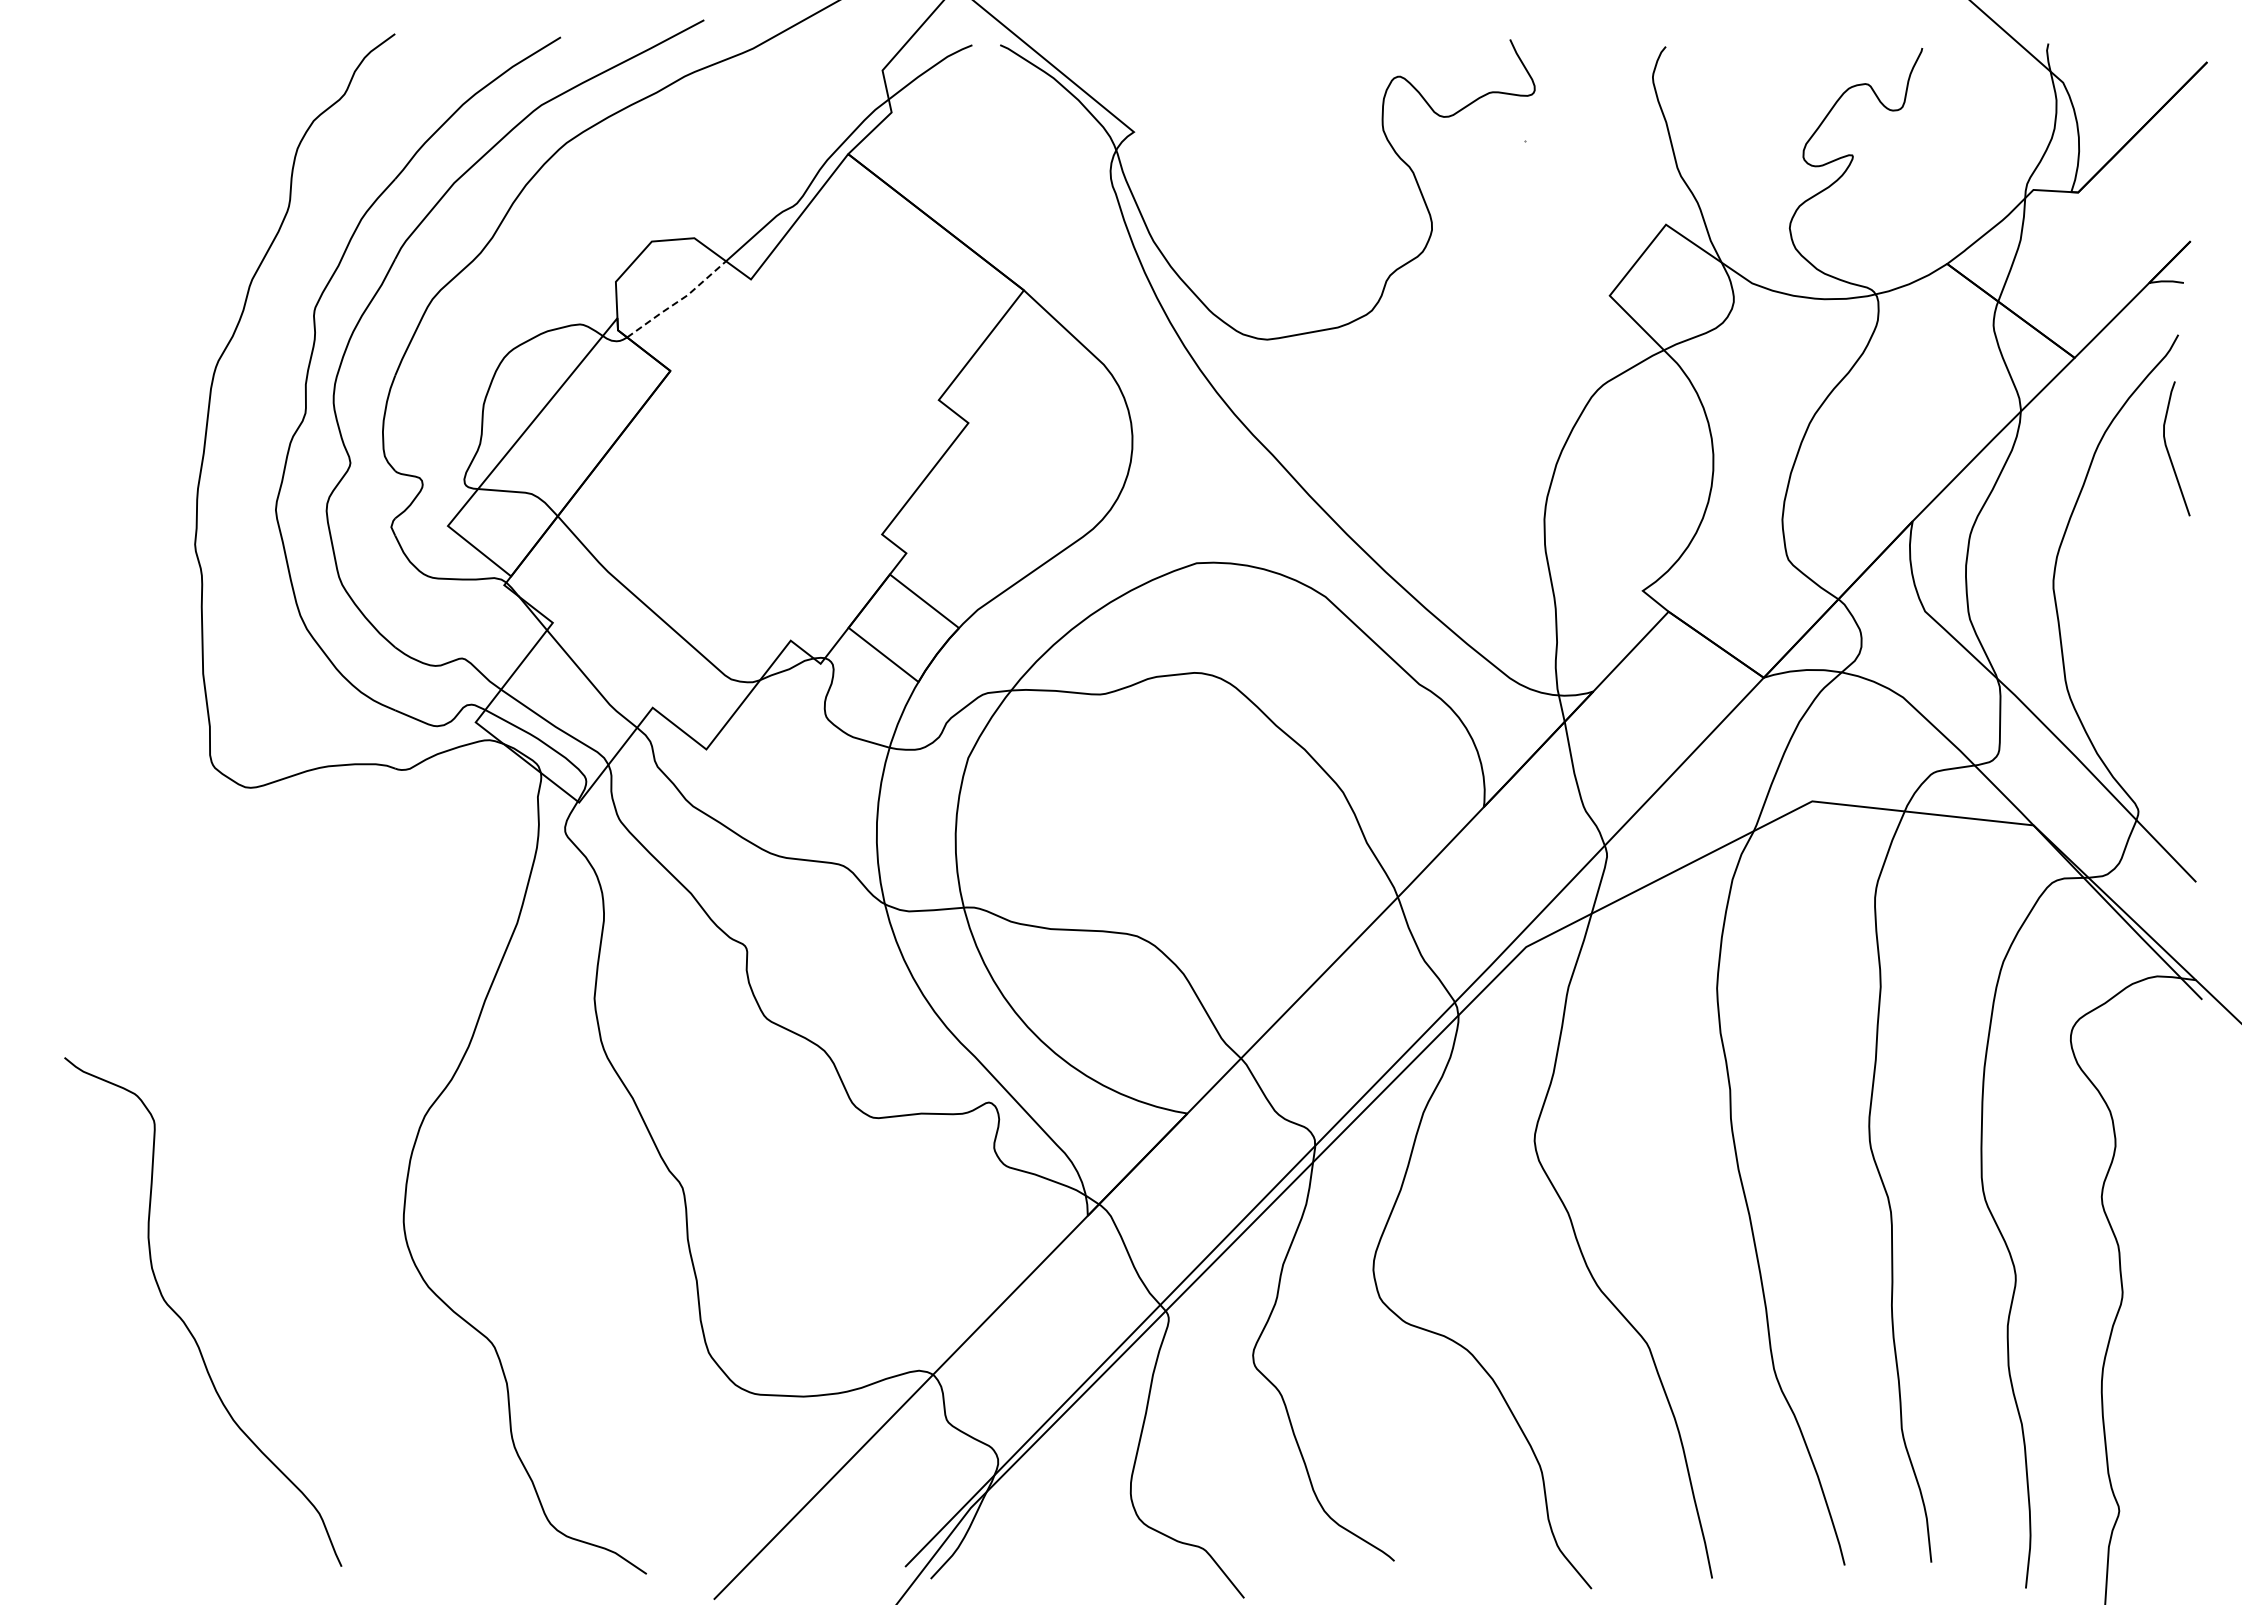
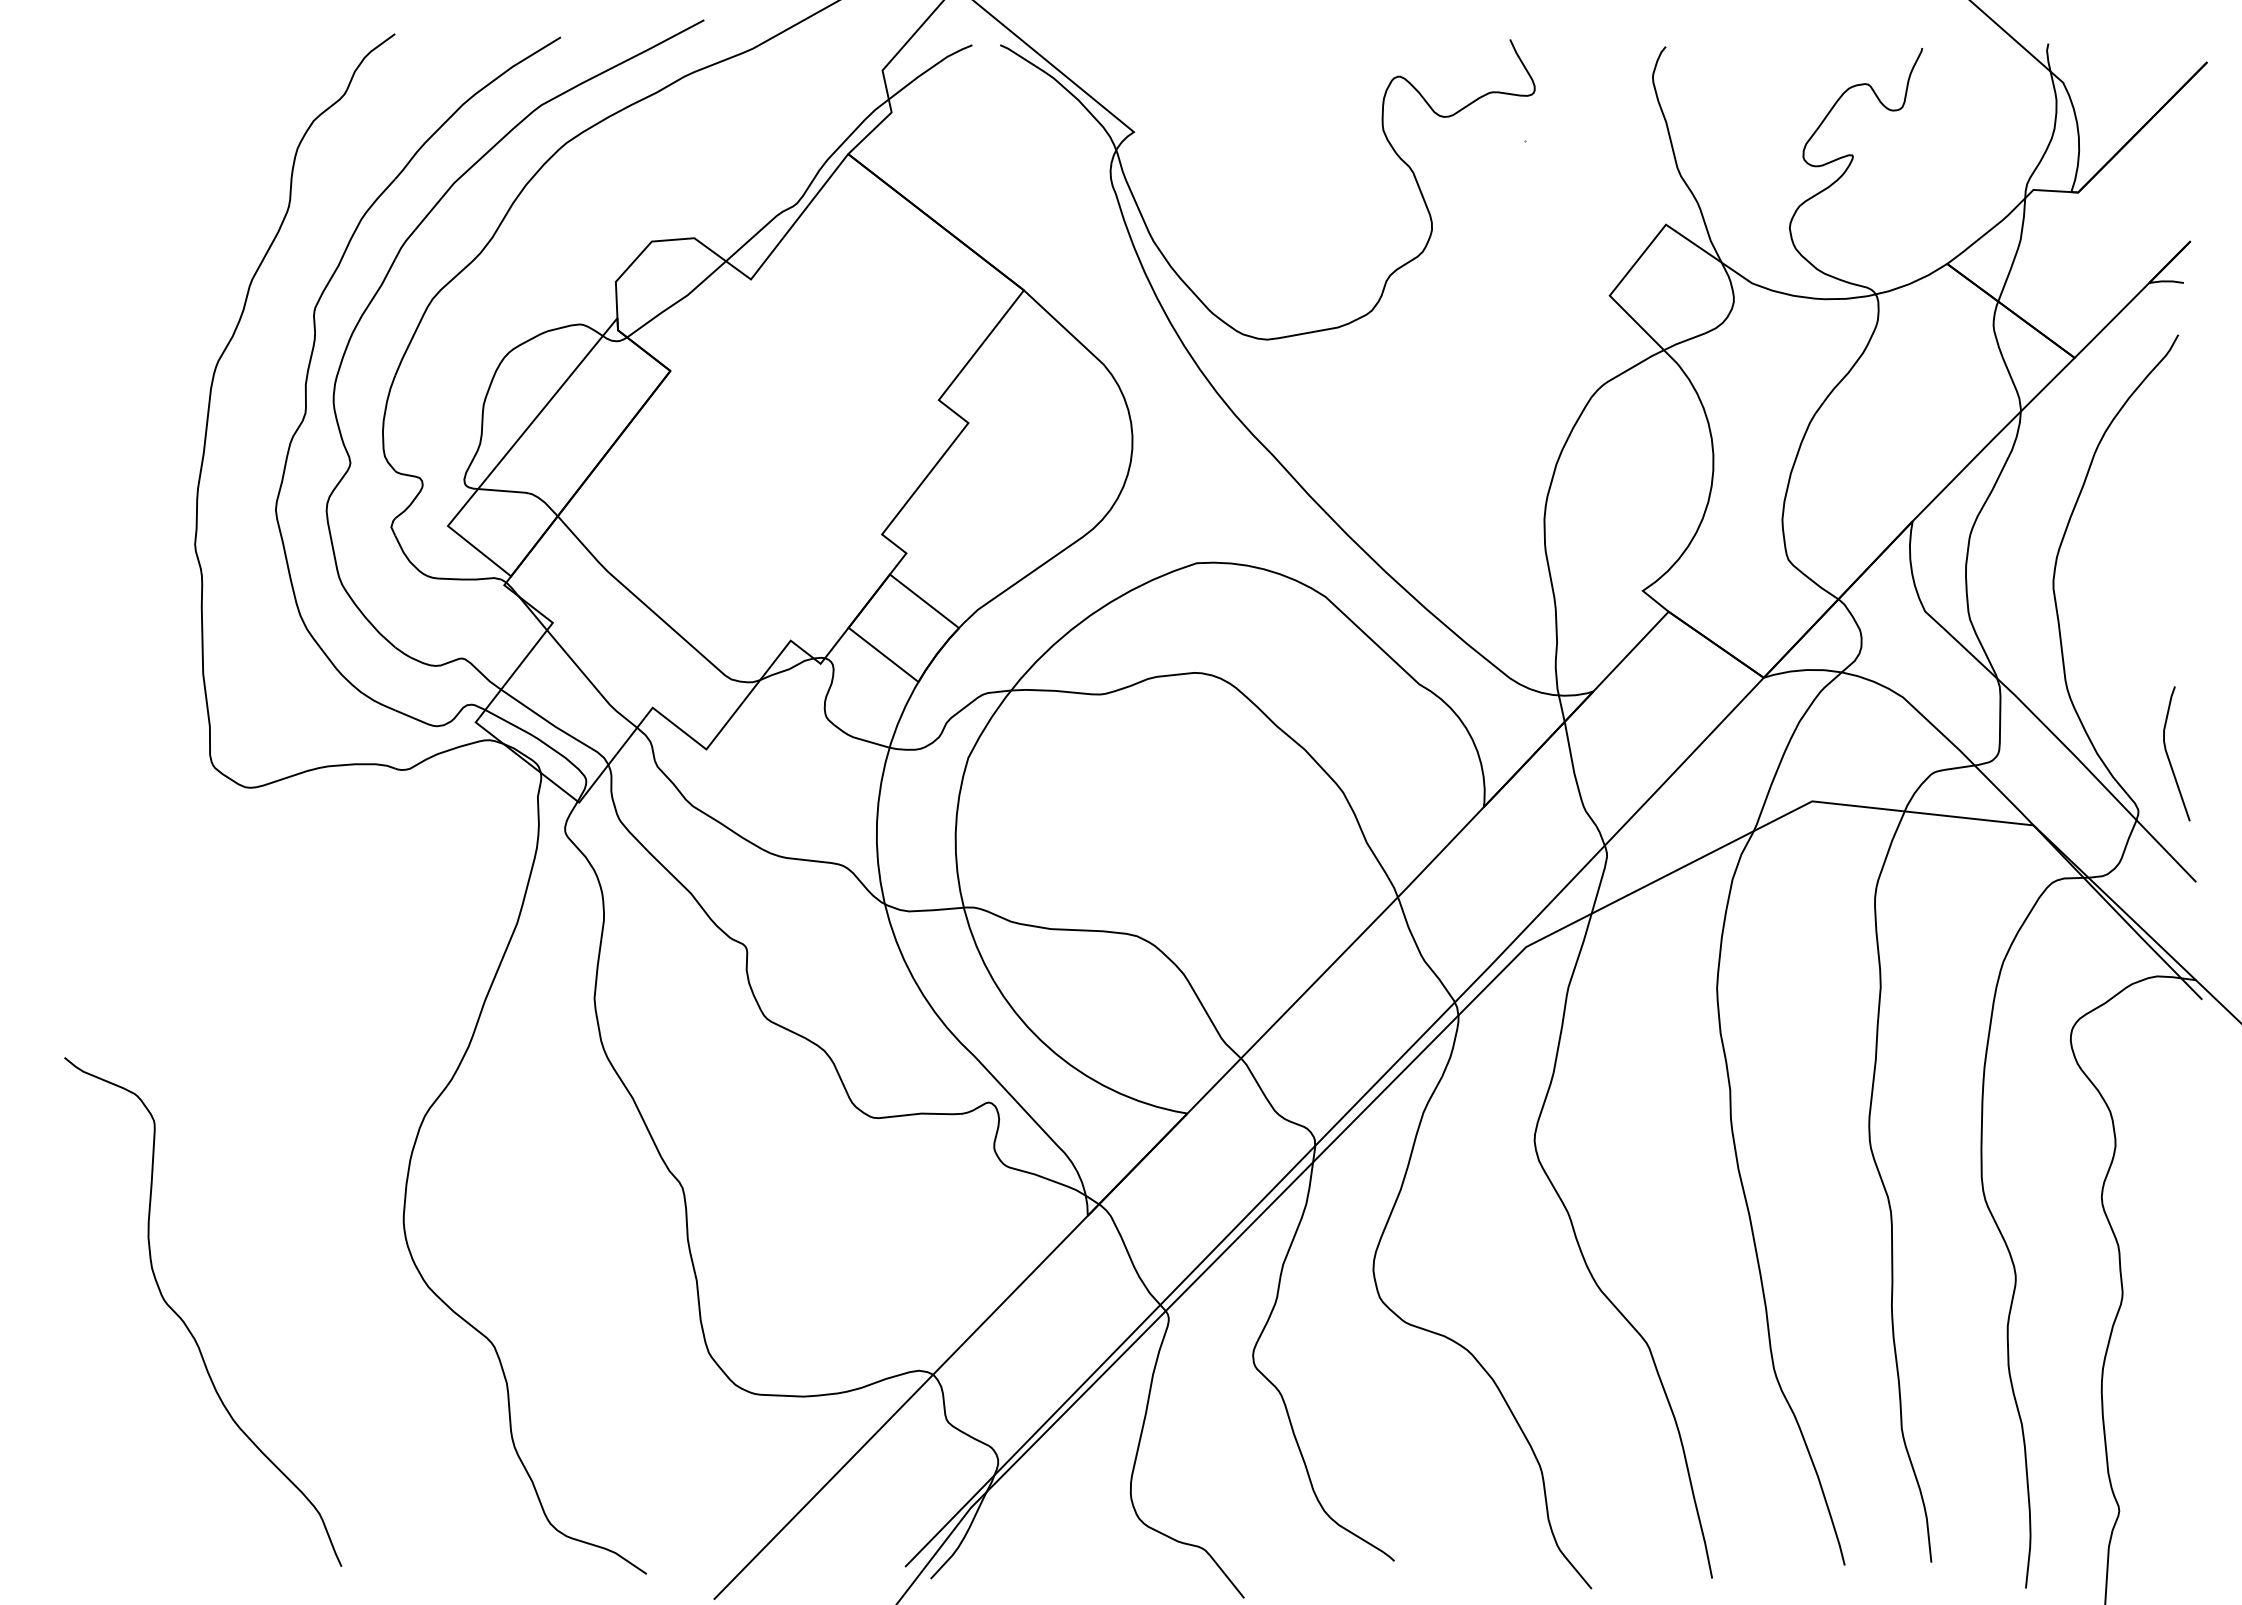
line: dashed -> solid (678, 301)
curve position: (2168, 449) -> (2168, 754) (2168, 754)
